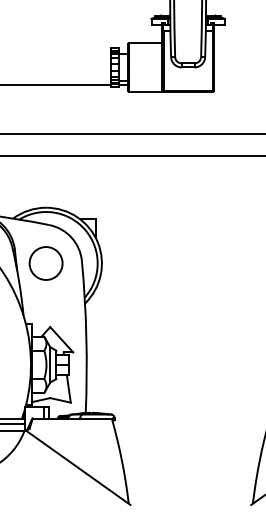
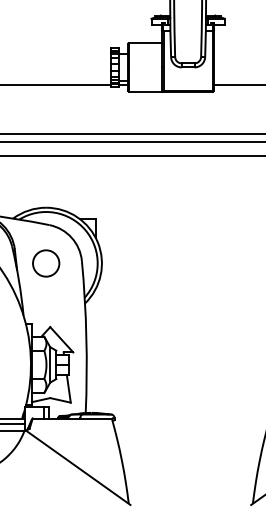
line: none -> present (237, 85)
line: none -> present (132, 141)
circle size: 36x35 px -> 29x29 px (46, 263)
